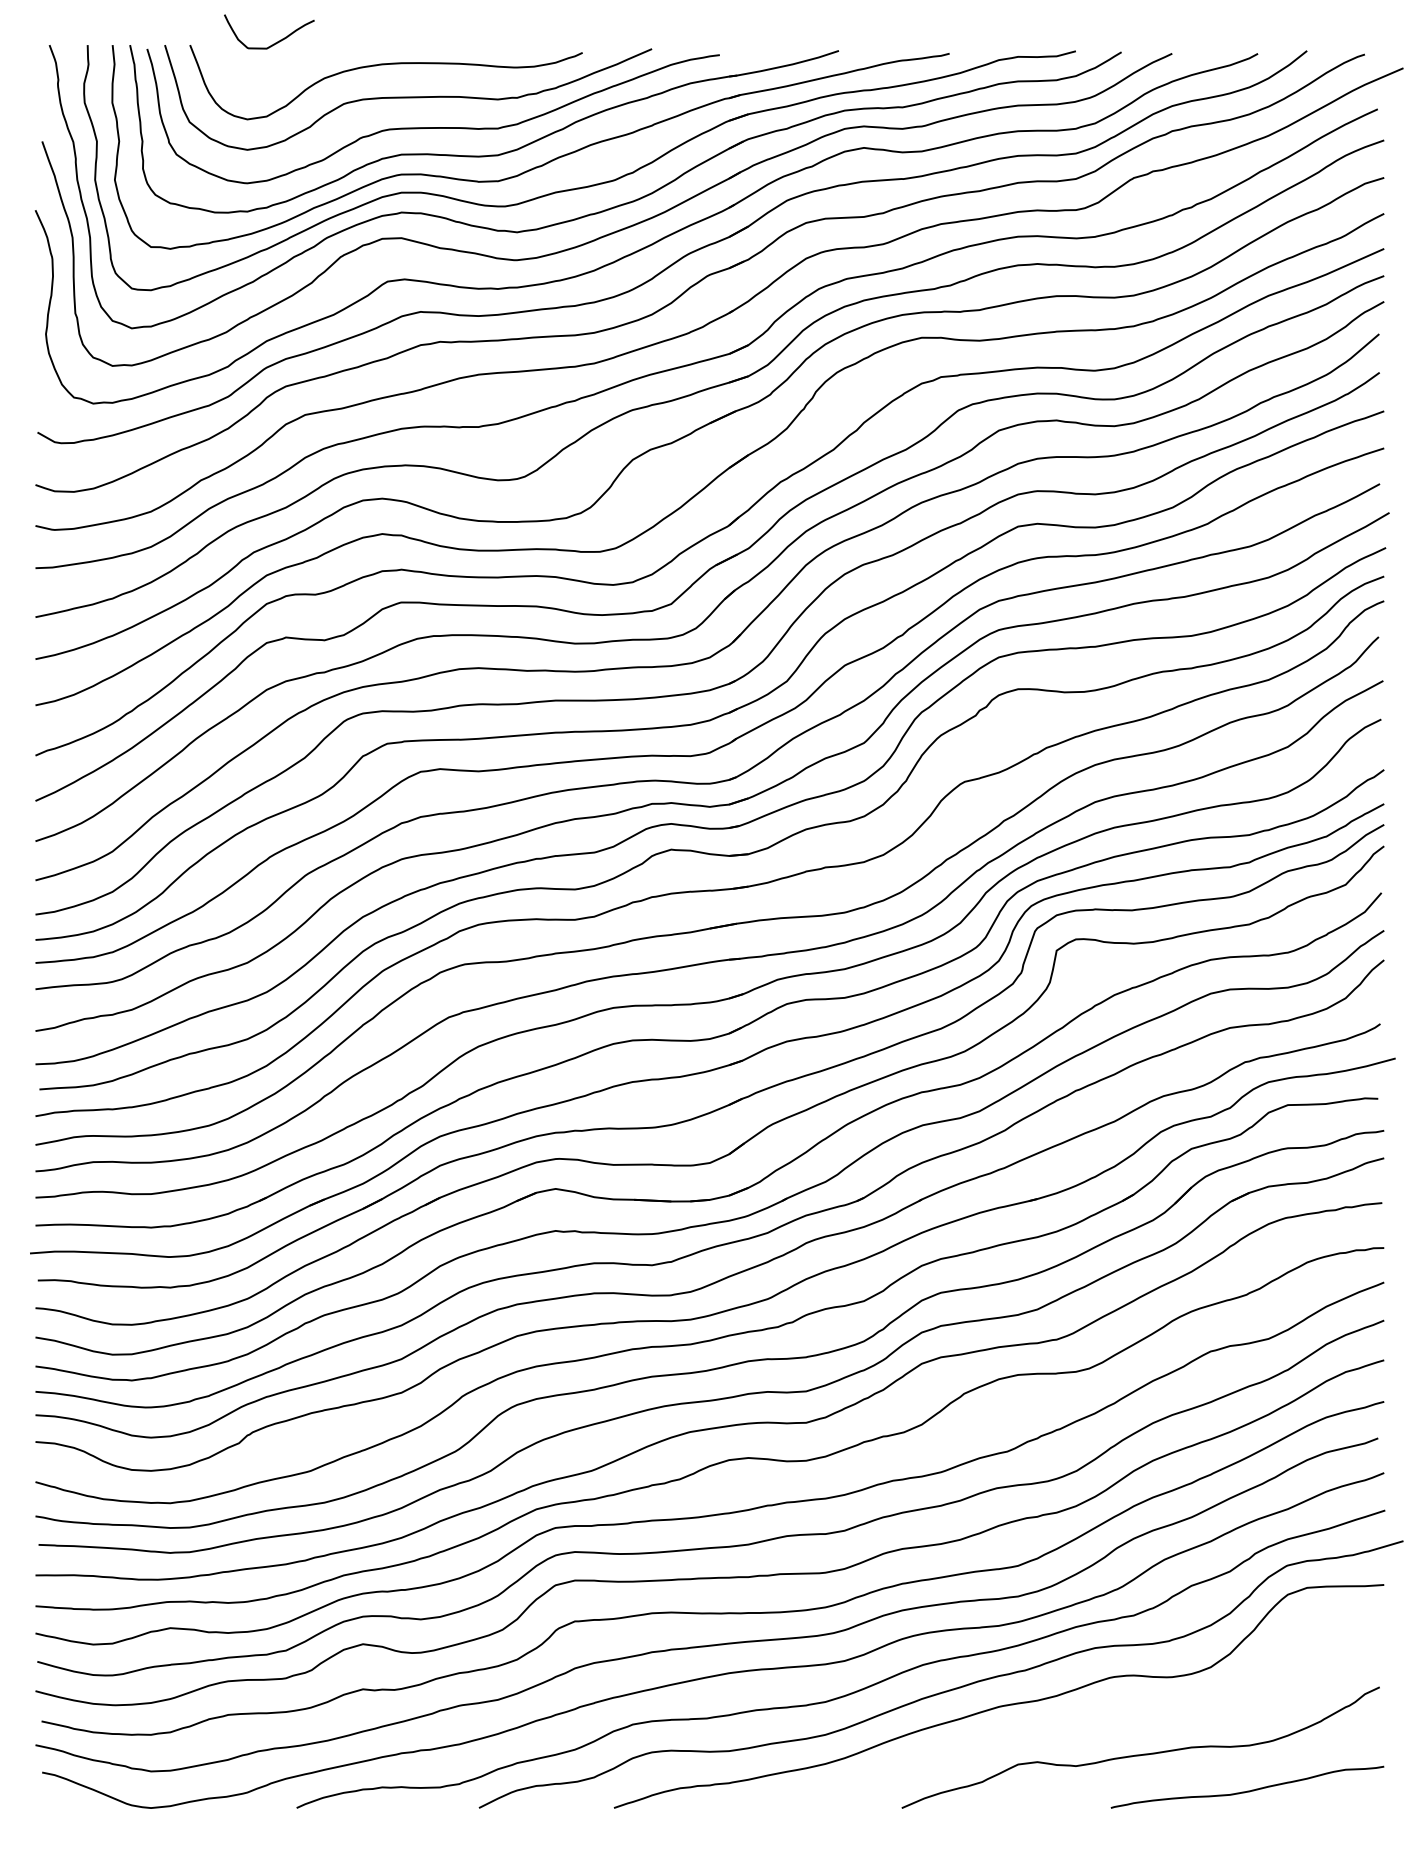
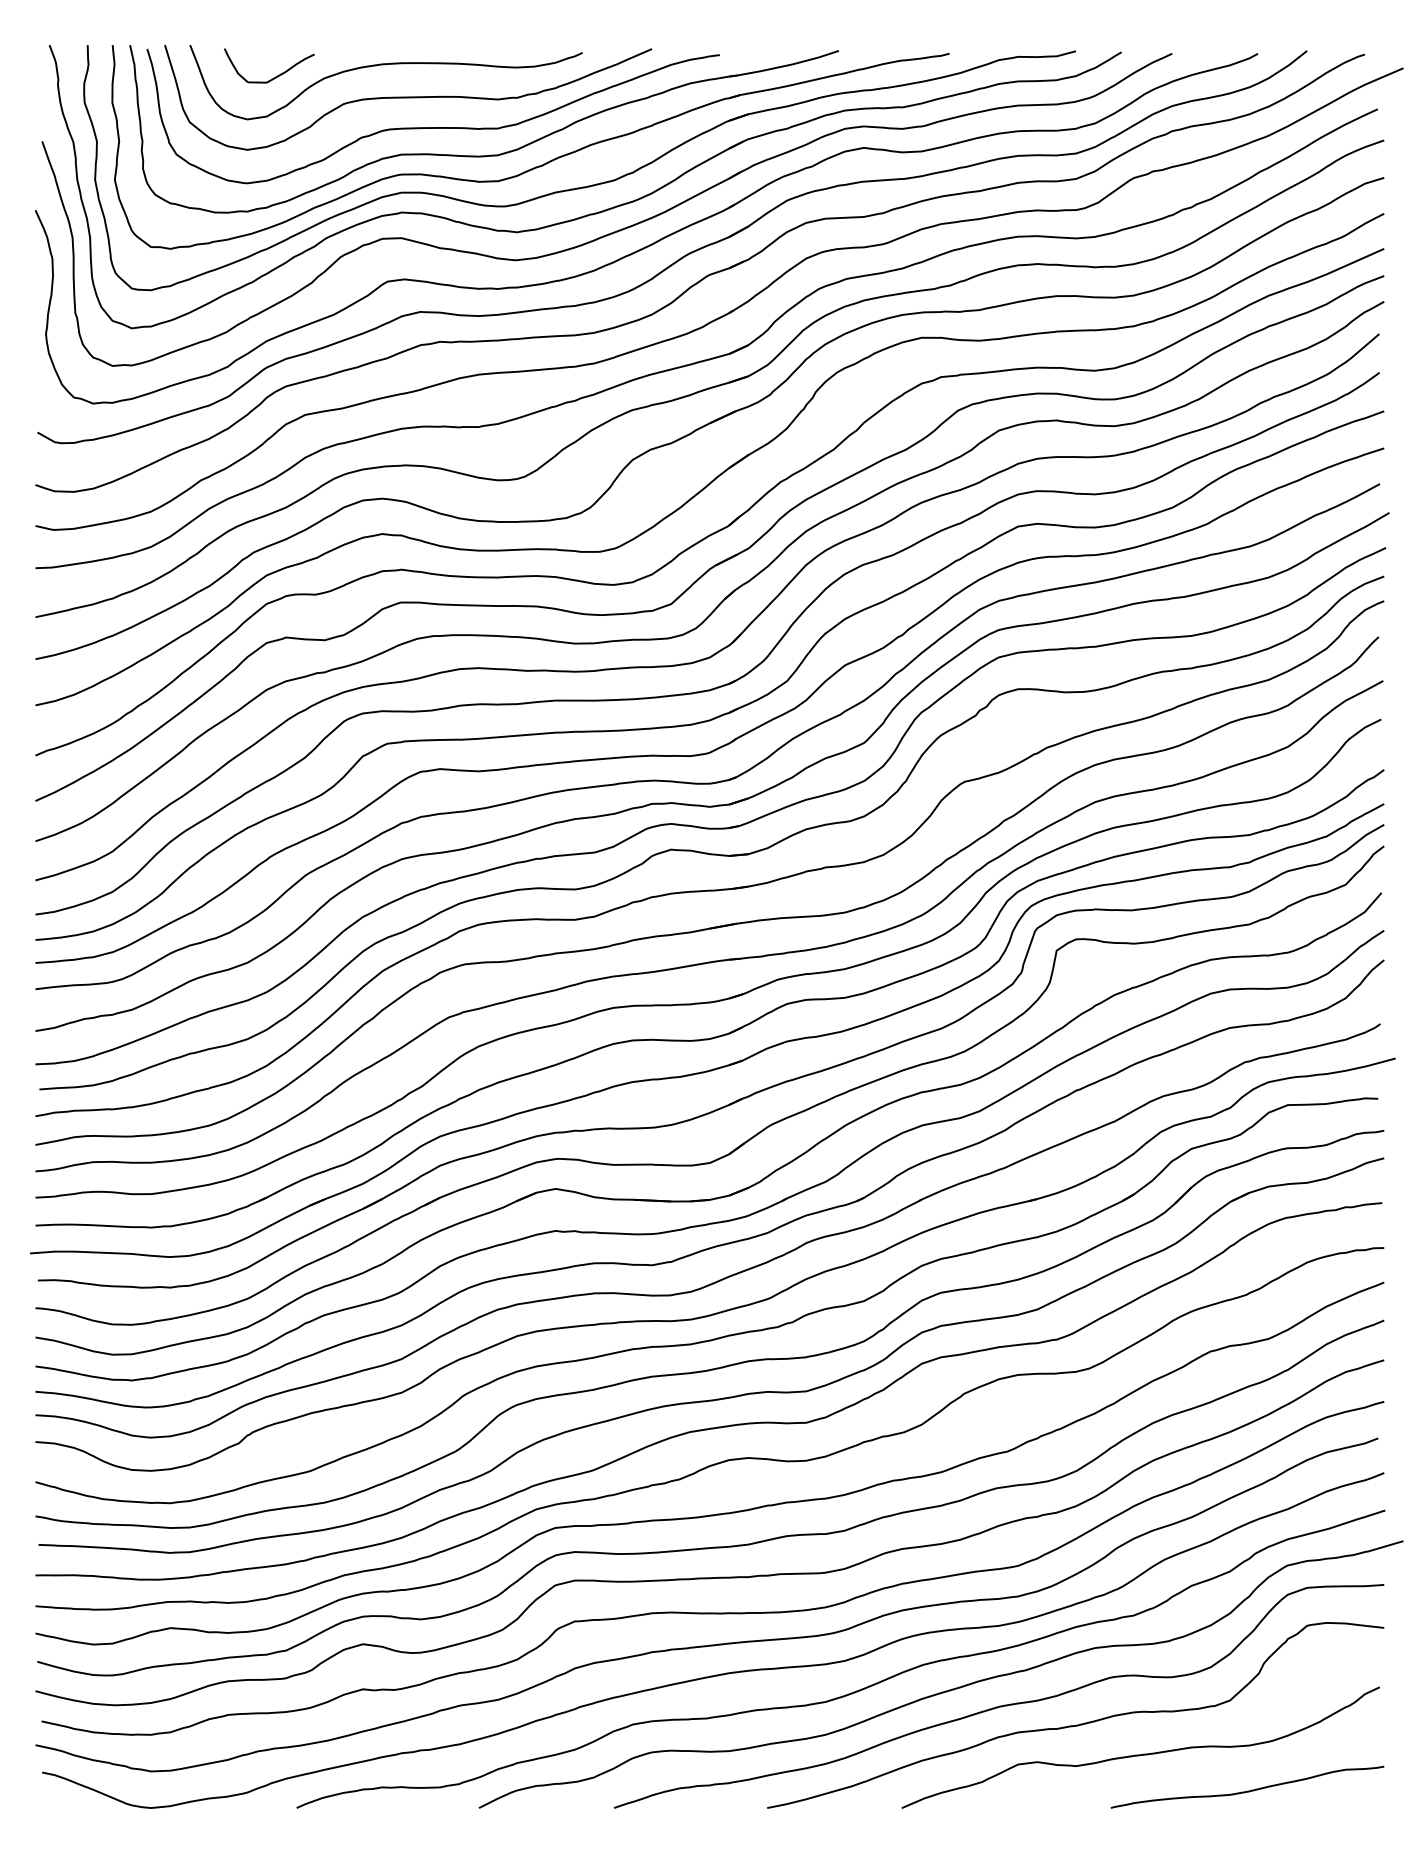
curve position: (275, 42) -> (275, 76) (275, 76)
curve: none -> present (1076, 1724)
